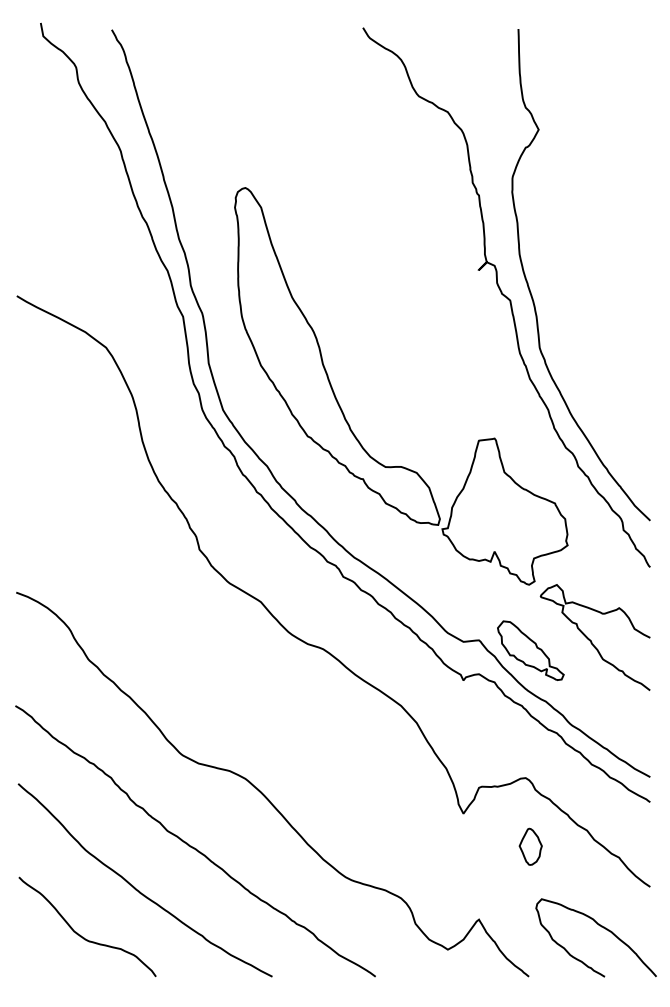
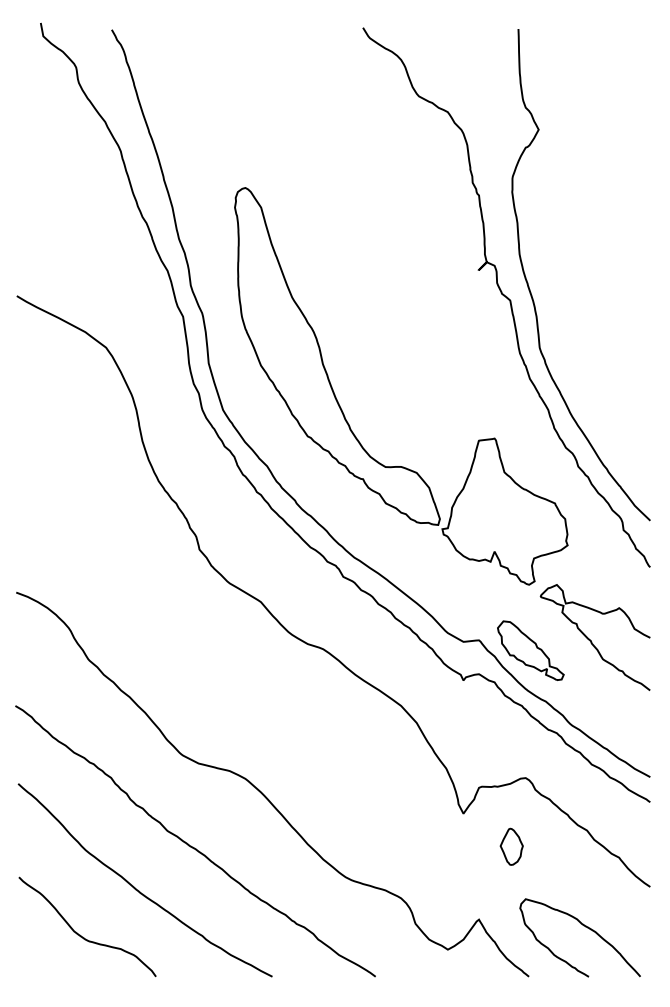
part position: (530, 846) -> (511, 846) (511, 846)
curve position: (601, 927) -> (585, 927) (585, 927)
